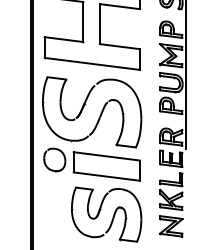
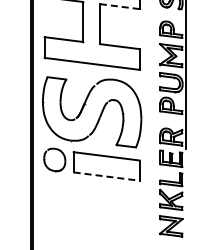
line: solid -> dashed (119, 6)
line: solid -> dashed (107, 176)
part: present -> none (106, 214)
